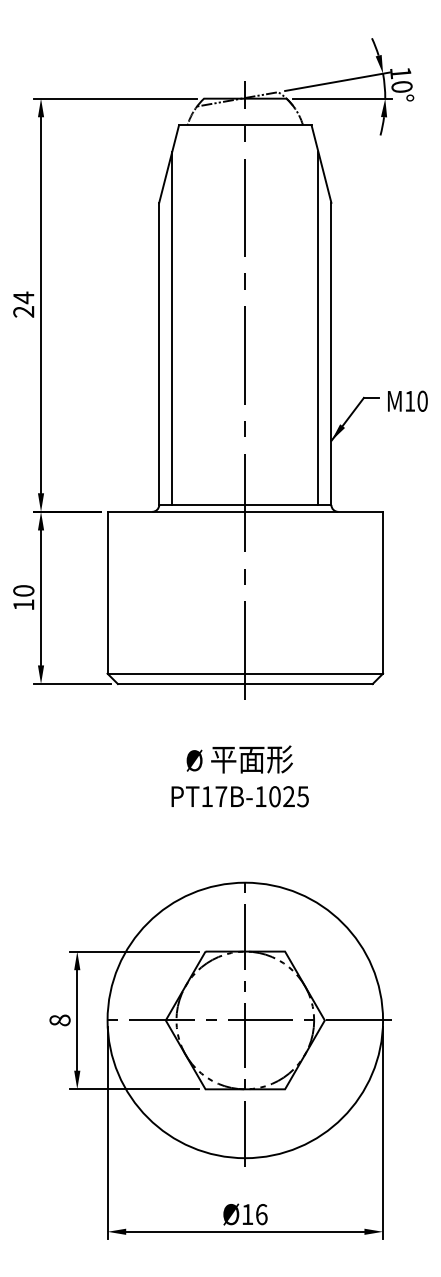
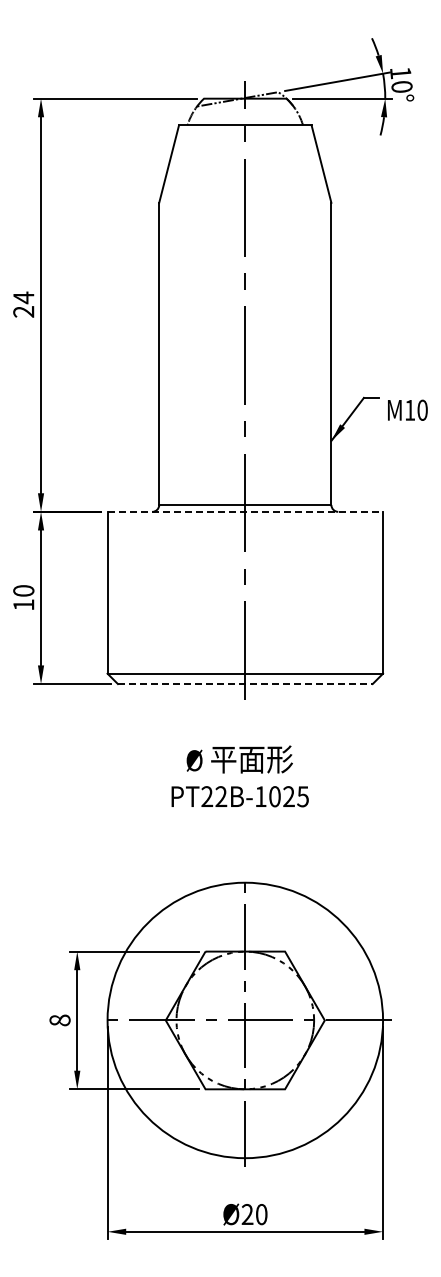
line: present -> none (172, 328)
line: present -> none (318, 328)
text position: (407, 400) -> (407, 409) (407, 409)
line: solid -> dashed (245, 511)
line: solid -> dashed (245, 684)
text: PT17B-1025 -> PT22B-1025 (214, 796)
text: Ø16 -> Ø20 (254, 1214)
